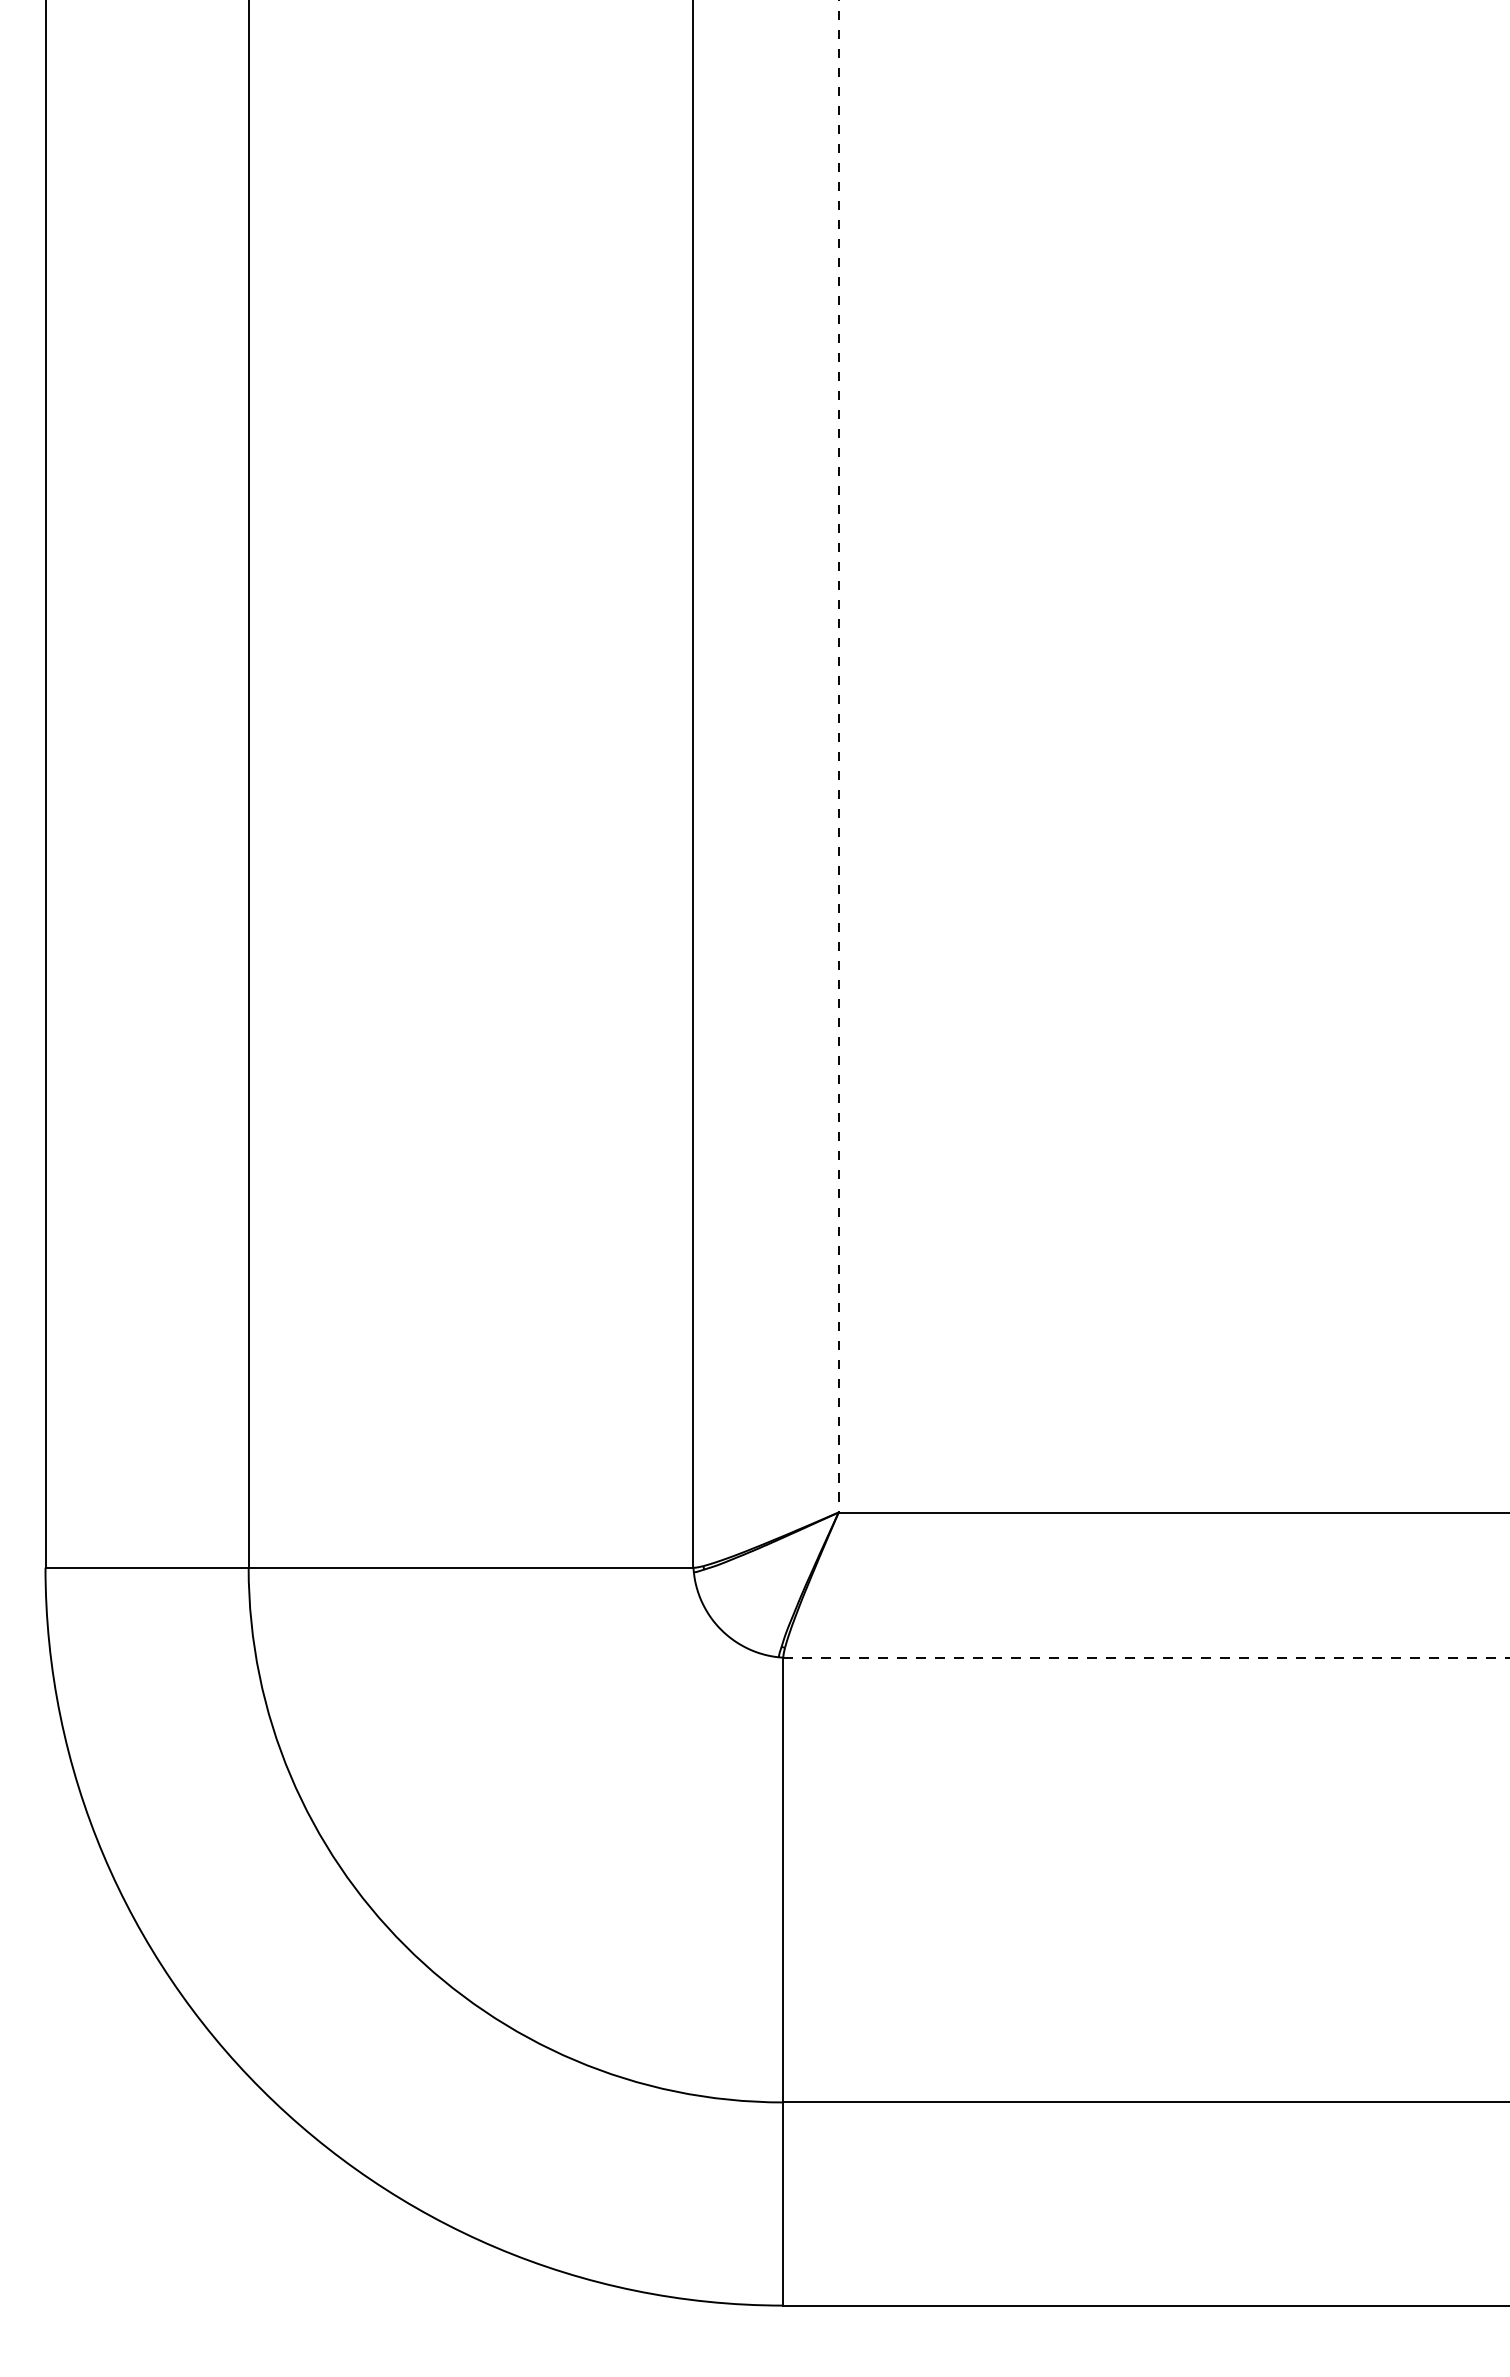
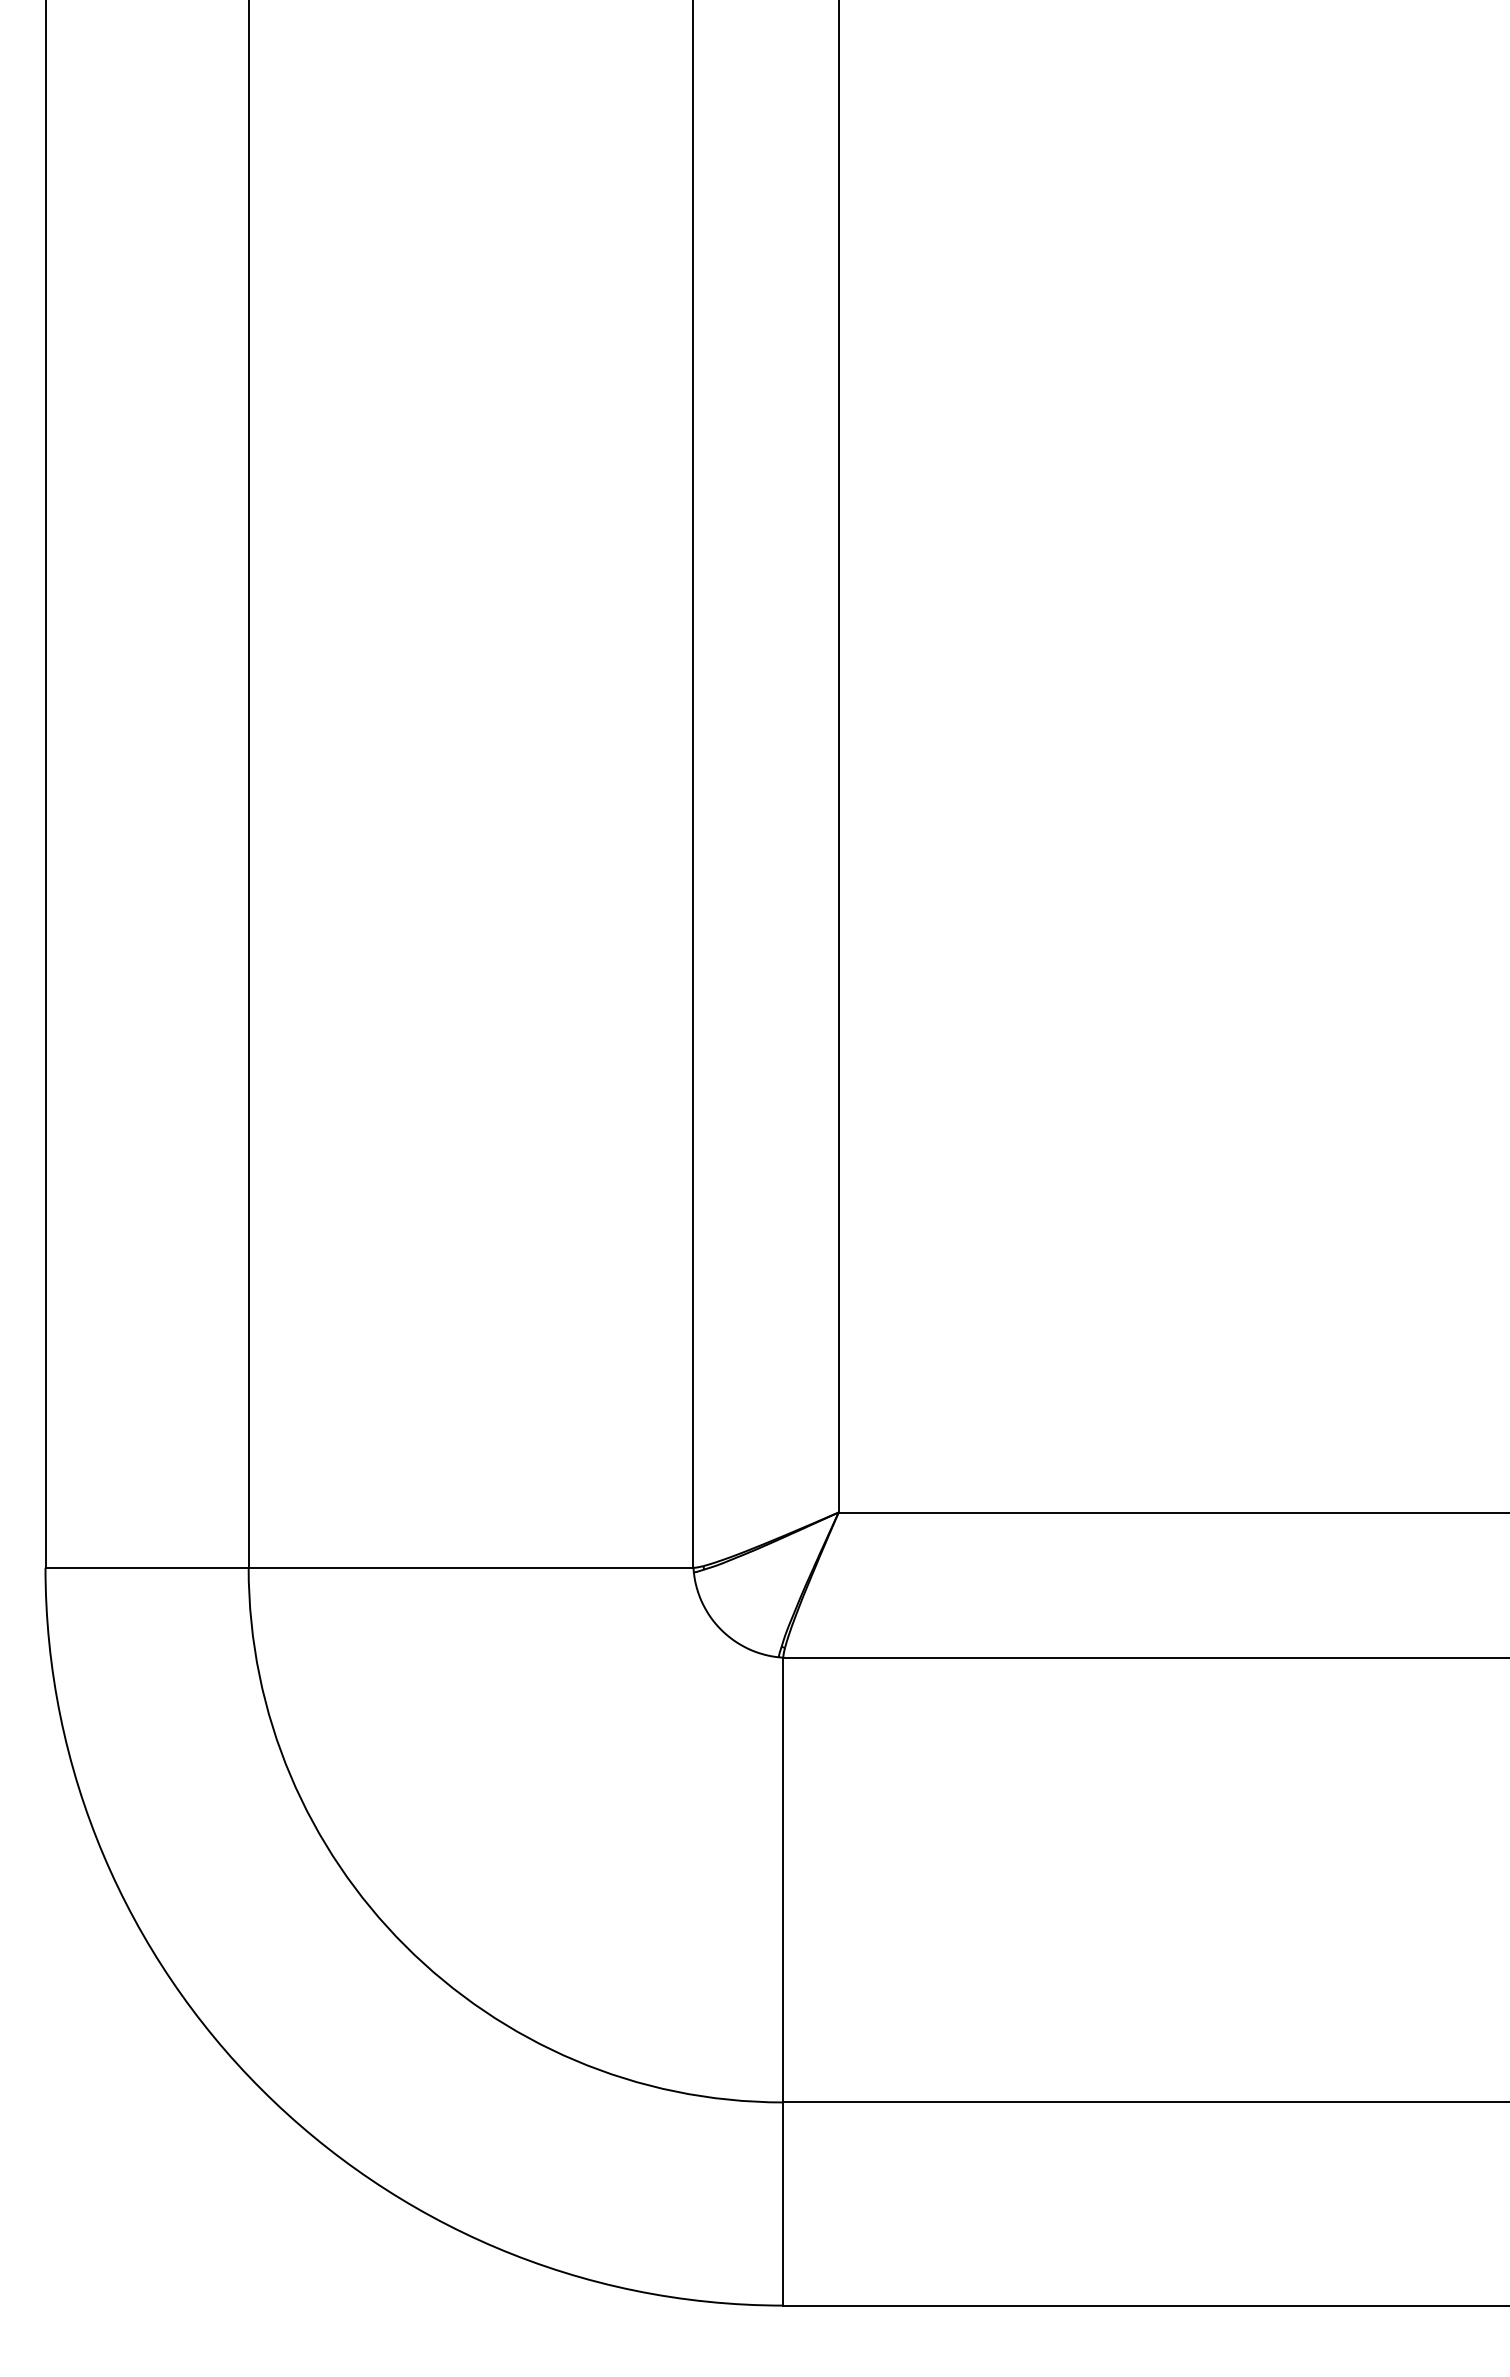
line: dashed -> solid (838, 756)
line: dashed -> solid (1146, 1657)
